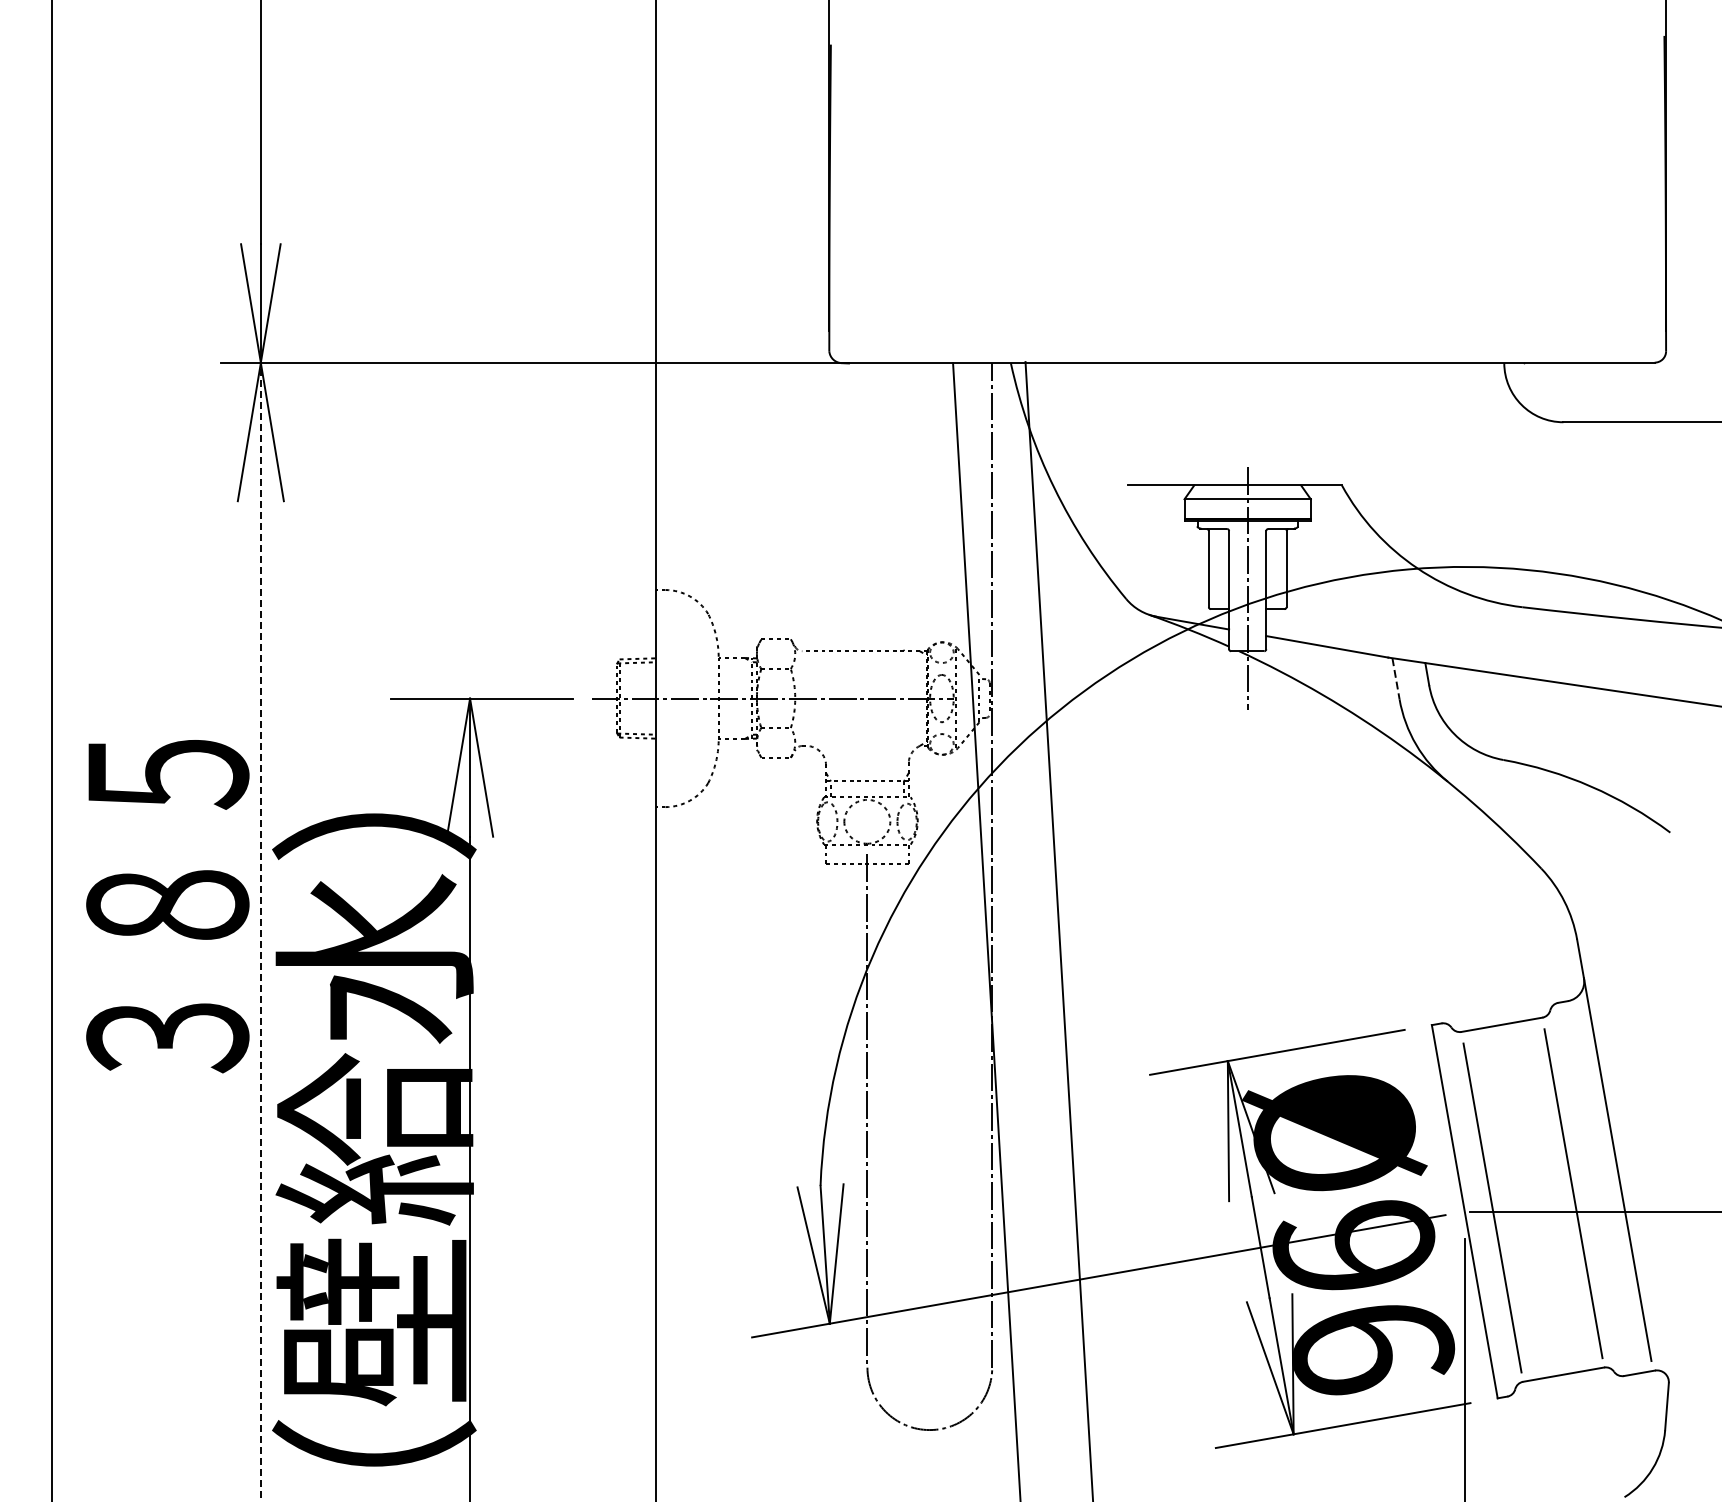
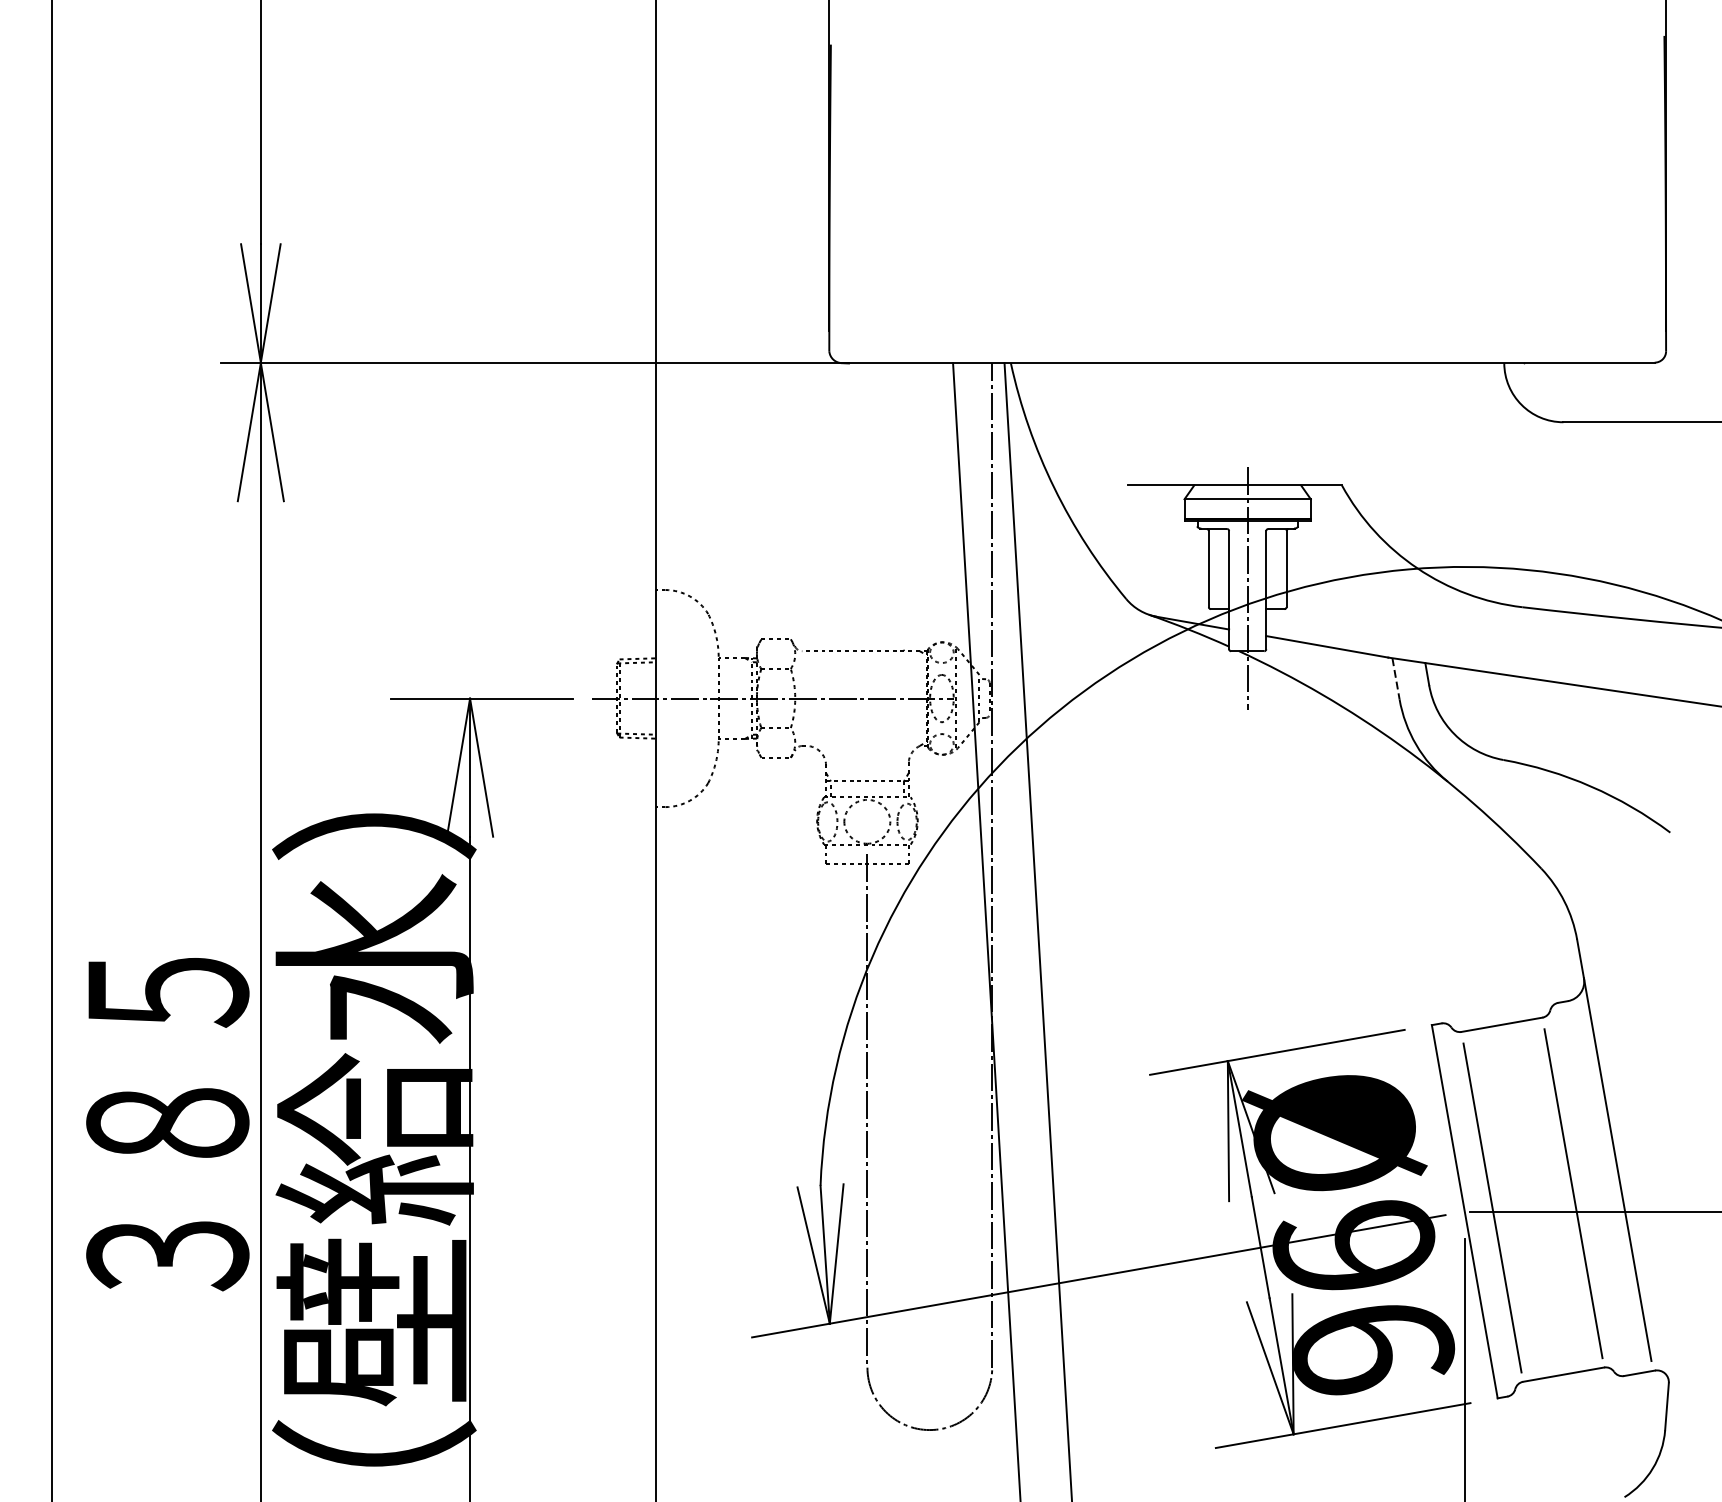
text position: (167, 906) -> (167, 1124) (167, 1124)
line position: (1058, 930) -> (1037, 930) (1037, 930)
line: dashed -> solid (260, 931)
